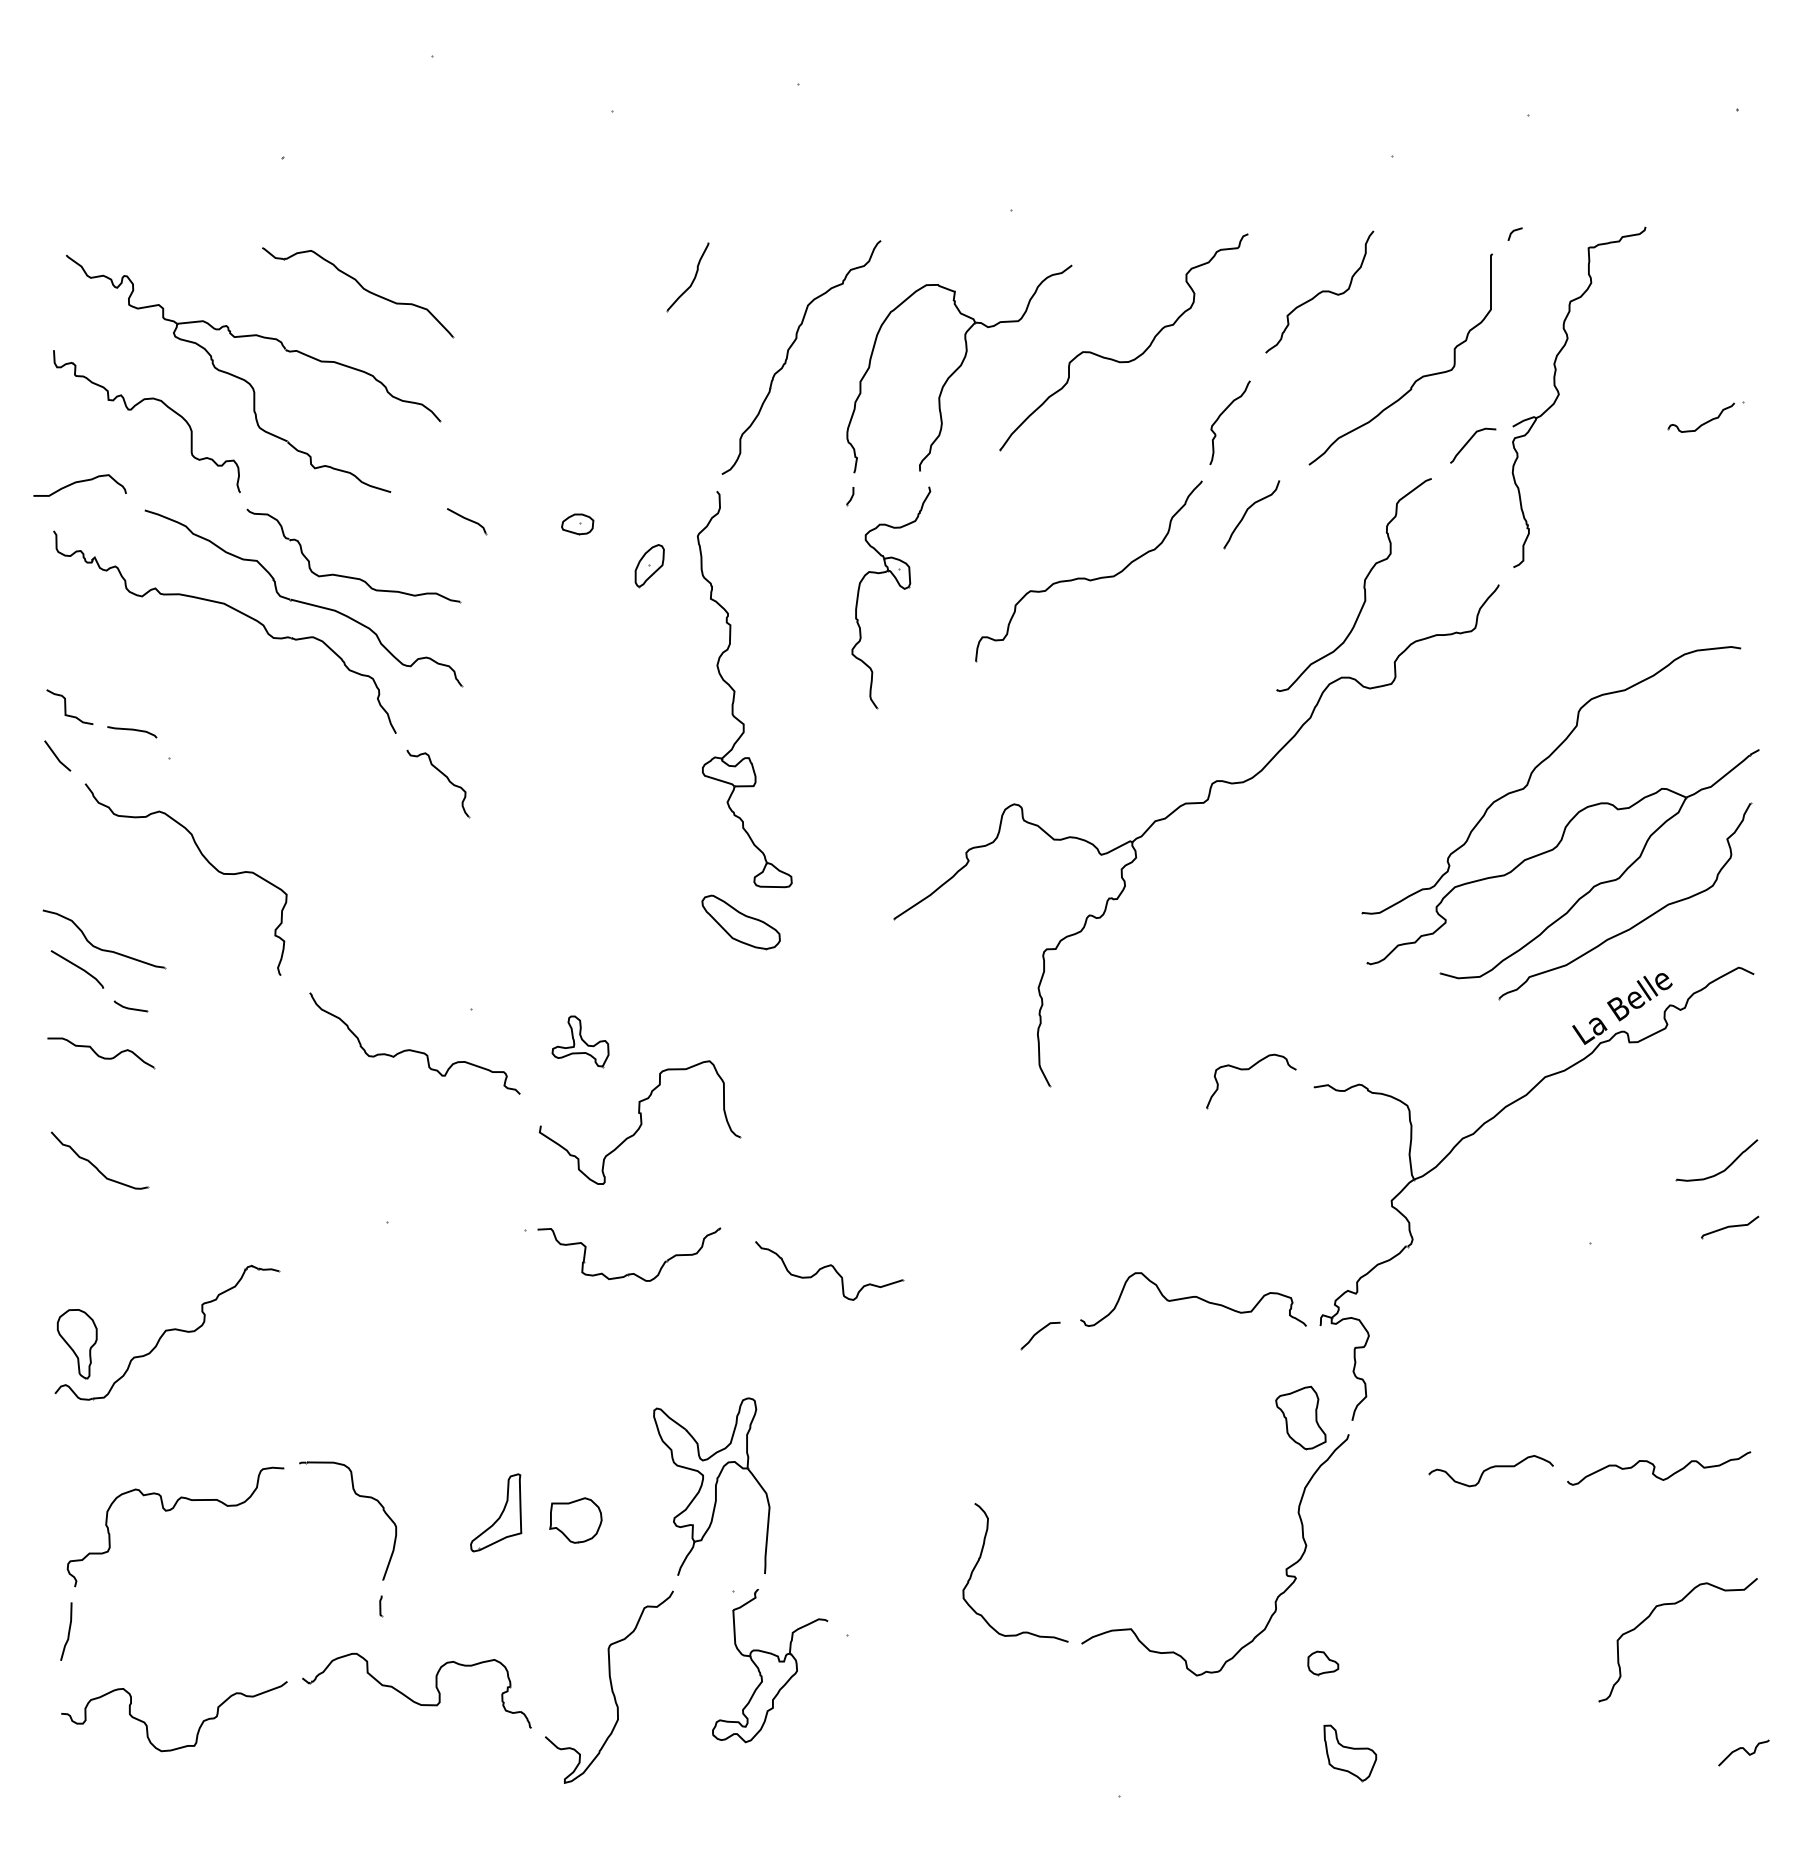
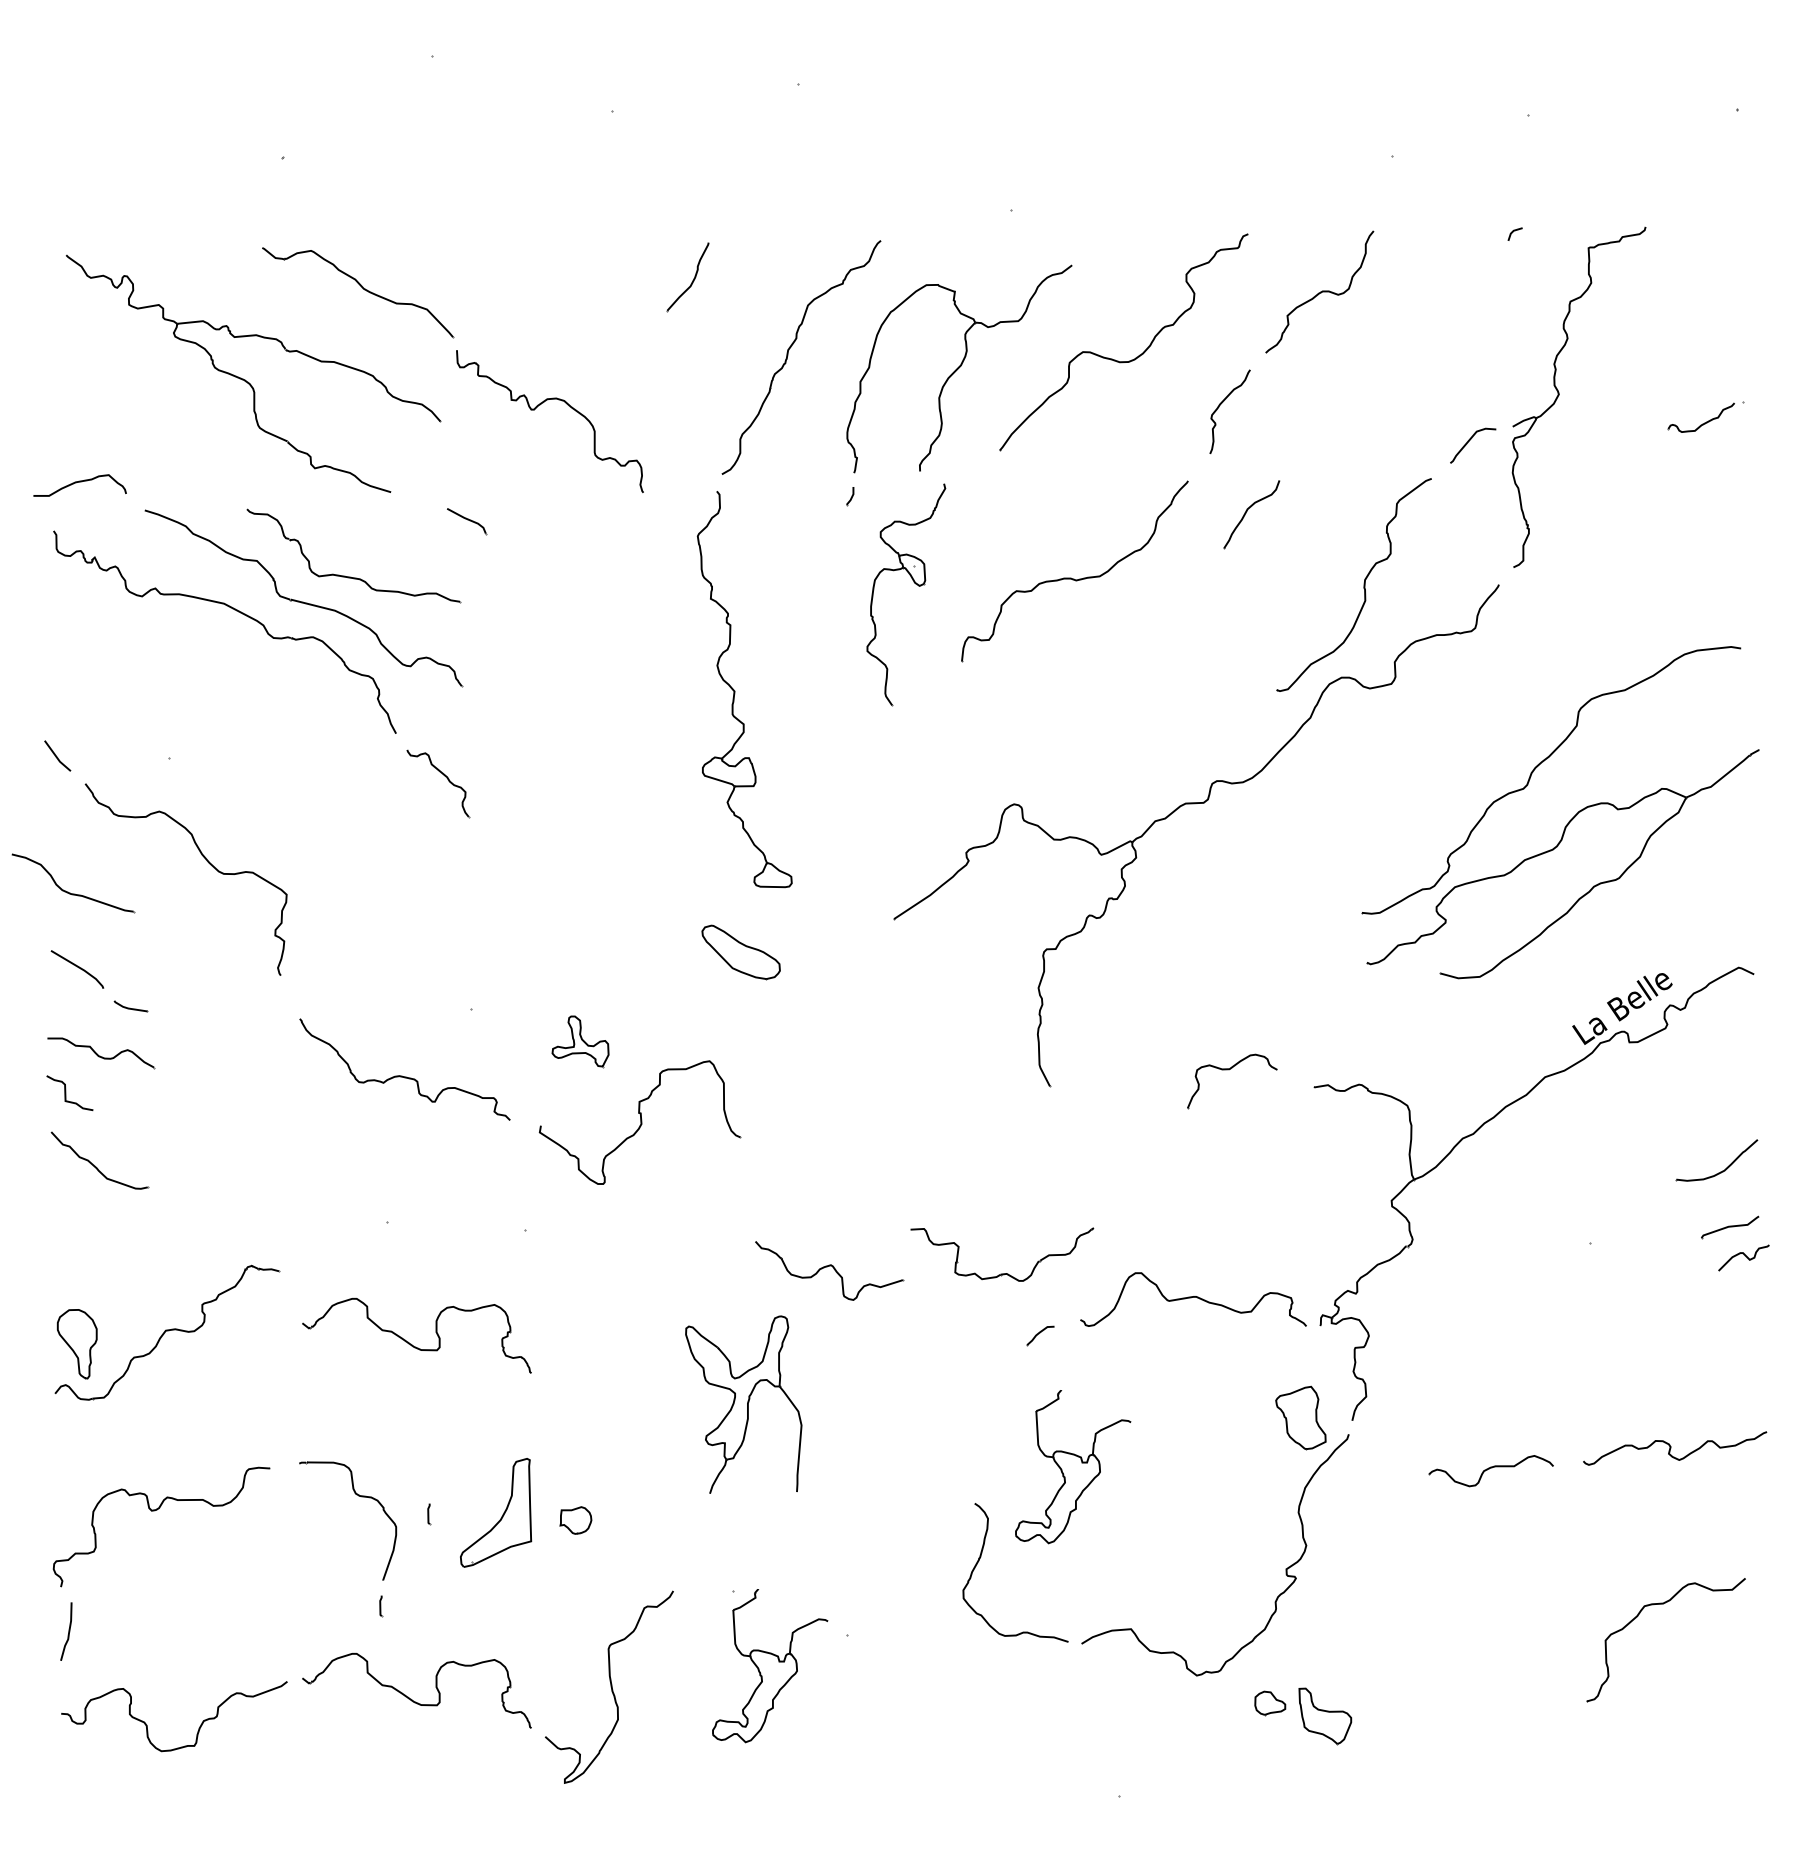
curve: present -> none (1416, 379)
part position: (137, 405) -> (540, 405) (540, 405)
curve position: (1222, 414) -> (1222, 403) (1222, 403)
part: present -> none (577, 524)
part: present -> none (649, 566)
part position: (1085, 577) -> (1071, 577) (1071, 577)
part position: (900, 587) -> (915, 584) (915, 584)
curve position: (66, 706) -> (66, 1092) (66, 1092)
curve: present -> none (132, 730)
part position: (740, 922) -> (740, 952) (740, 952)
part: present -> none (1636, 923)
part position: (99, 947) -> (68, 891) (68, 891)
curve position: (412, 1049) -> (402, 1075) (402, 1075)
part position: (1248, 1070) -> (1229, 1070) (1229, 1070)
part position: (629, 1273) -> (1002, 1273) (1002, 1273)
part size: 41x30 px -> 29x22 px (1040, 1335)
part: none -> present (412, 1344)
part: none -> present (1073, 1467)
curve position: (1655, 1468) -> (1671, 1448) (1671, 1448)
part position: (711, 1486) -> (743, 1404) (743, 1404)
curve position: (171, 1510) -> (157, 1510) (157, 1510)
part size: 53x80 px -> 73x110 px (496, 1512)
part: none -> present (429, 1514)
part size: 54x47 px -> 34x29 px (575, 1520)
part position: (1675, 1604) -> (1663, 1604) (1663, 1604)
part position: (1323, 1663) -> (1270, 1703) (1270, 1703)
curve position: (1744, 1750) -> (1744, 1255) (1744, 1255)
part position: (1350, 1753) -> (1325, 1716) (1325, 1716)
